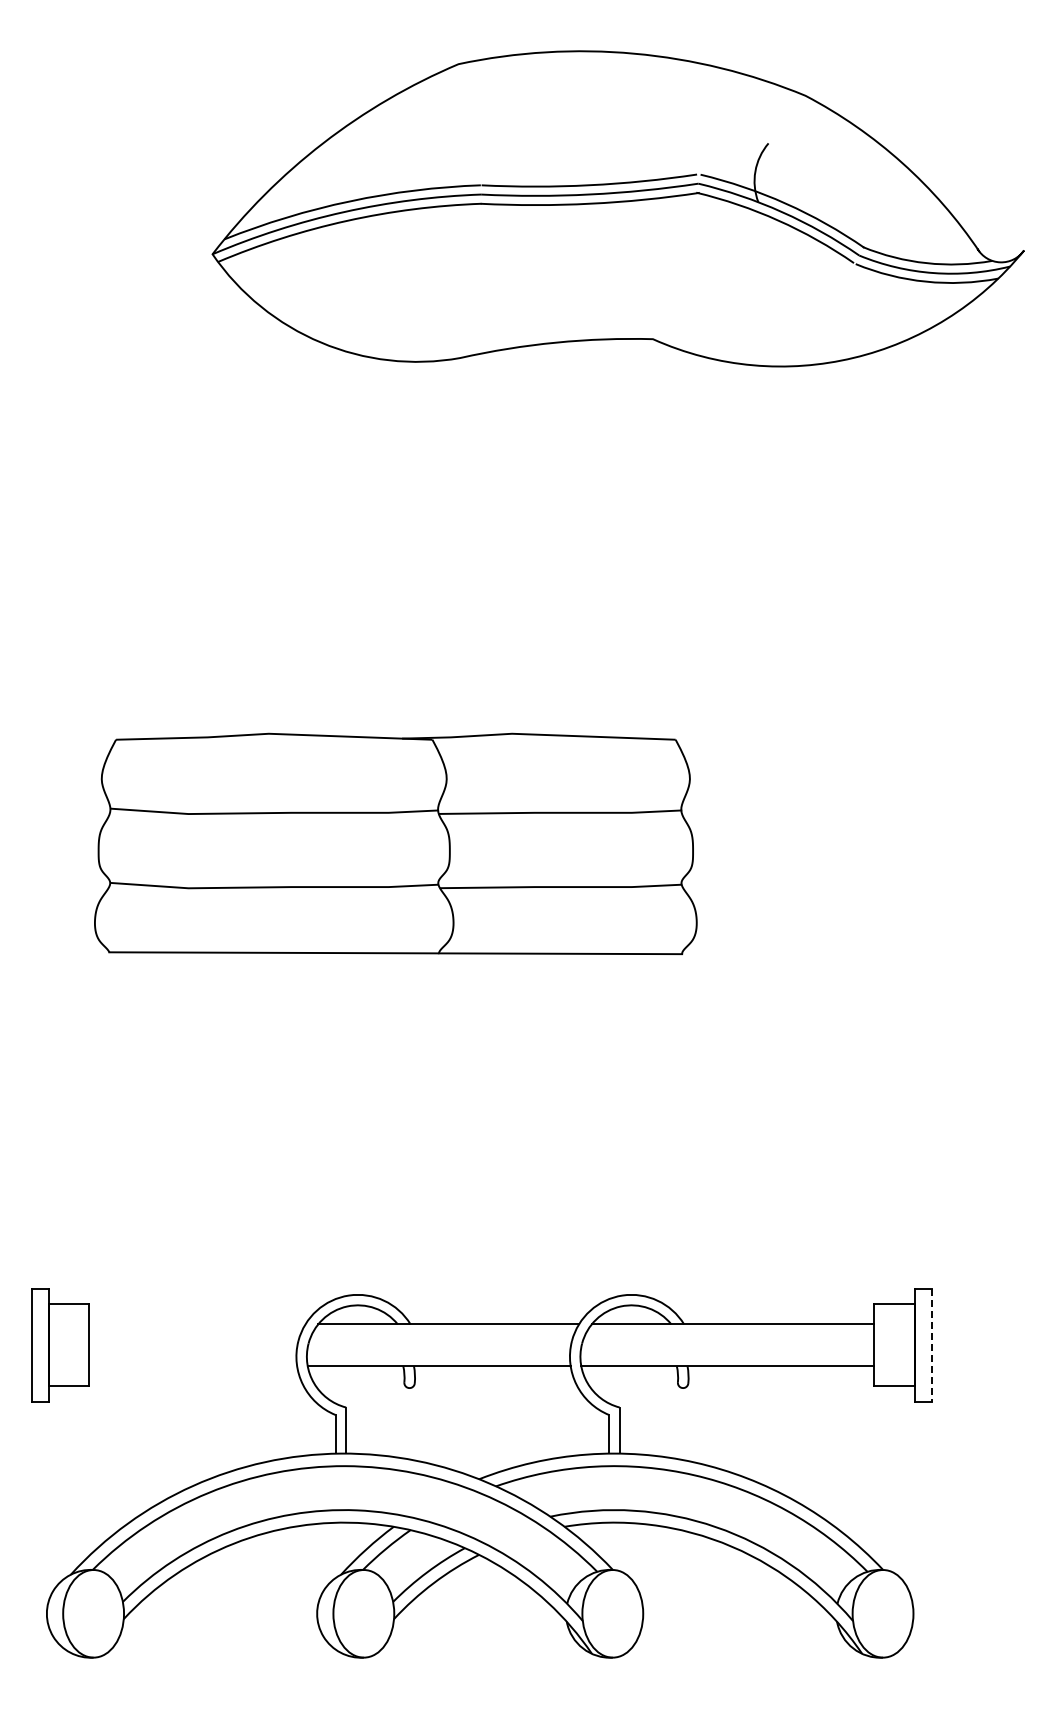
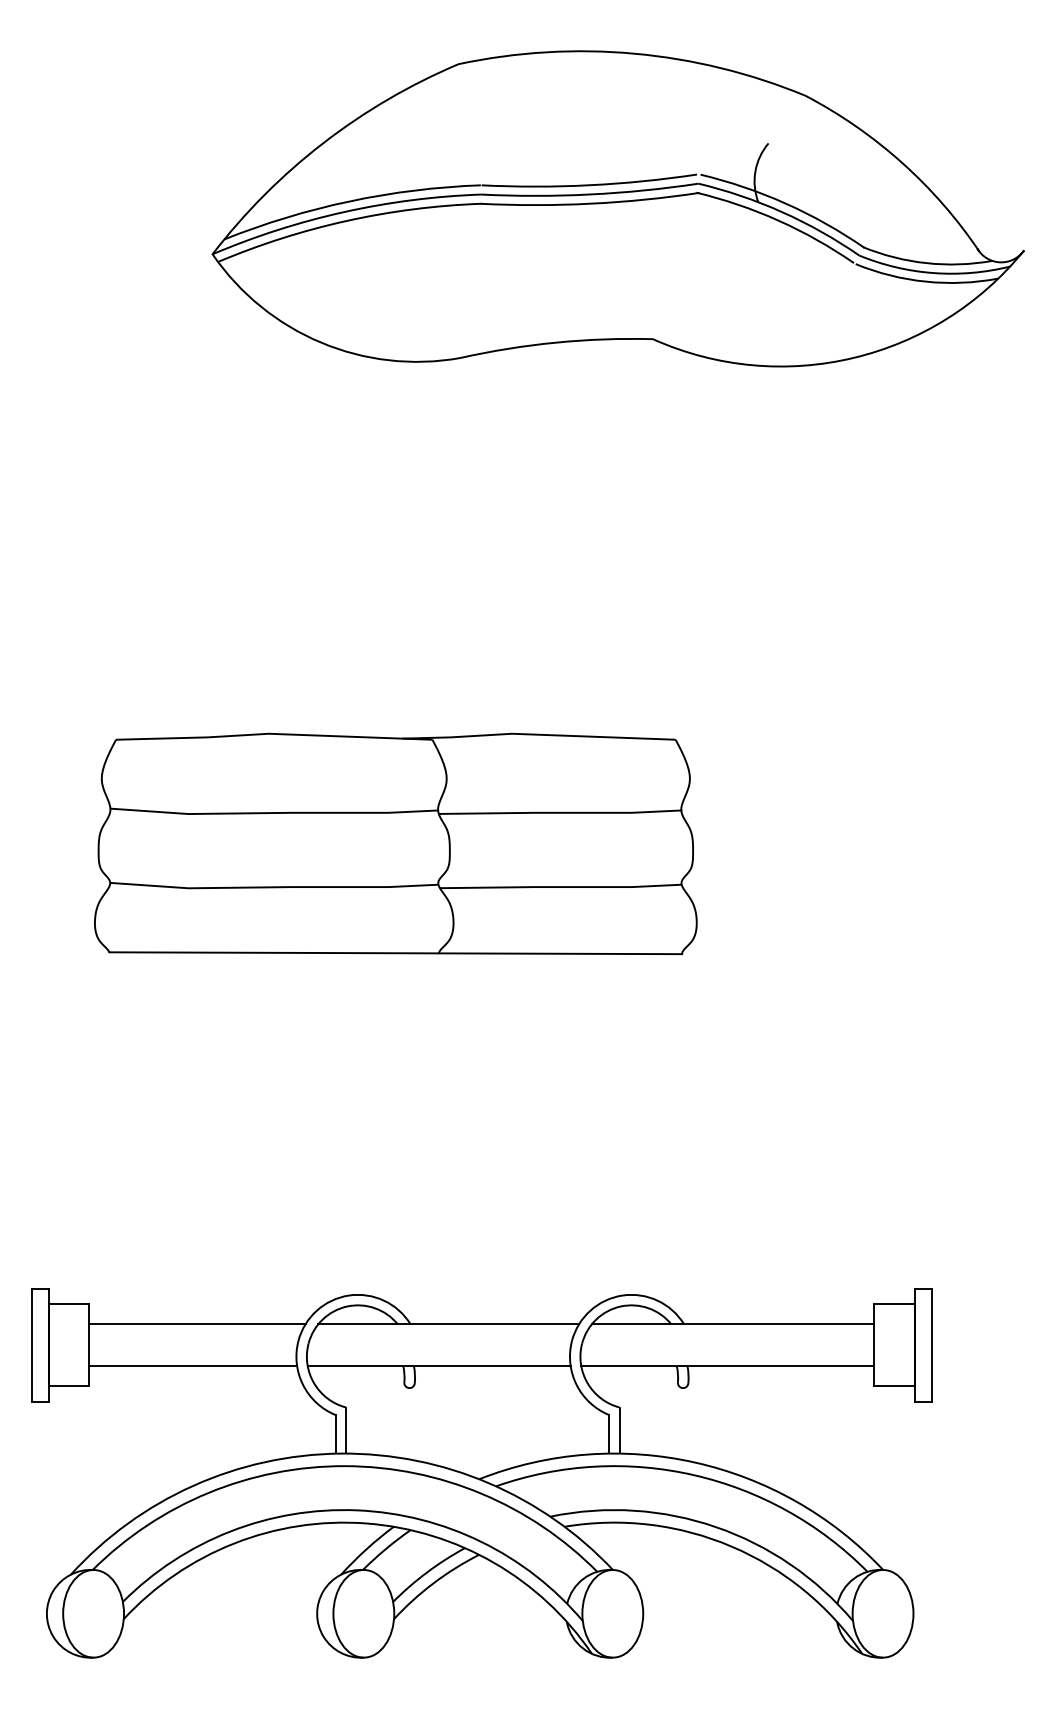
line: none -> present (197, 1324)
line: dashed -> solid (931, 1345)
line: none -> present (193, 1366)
